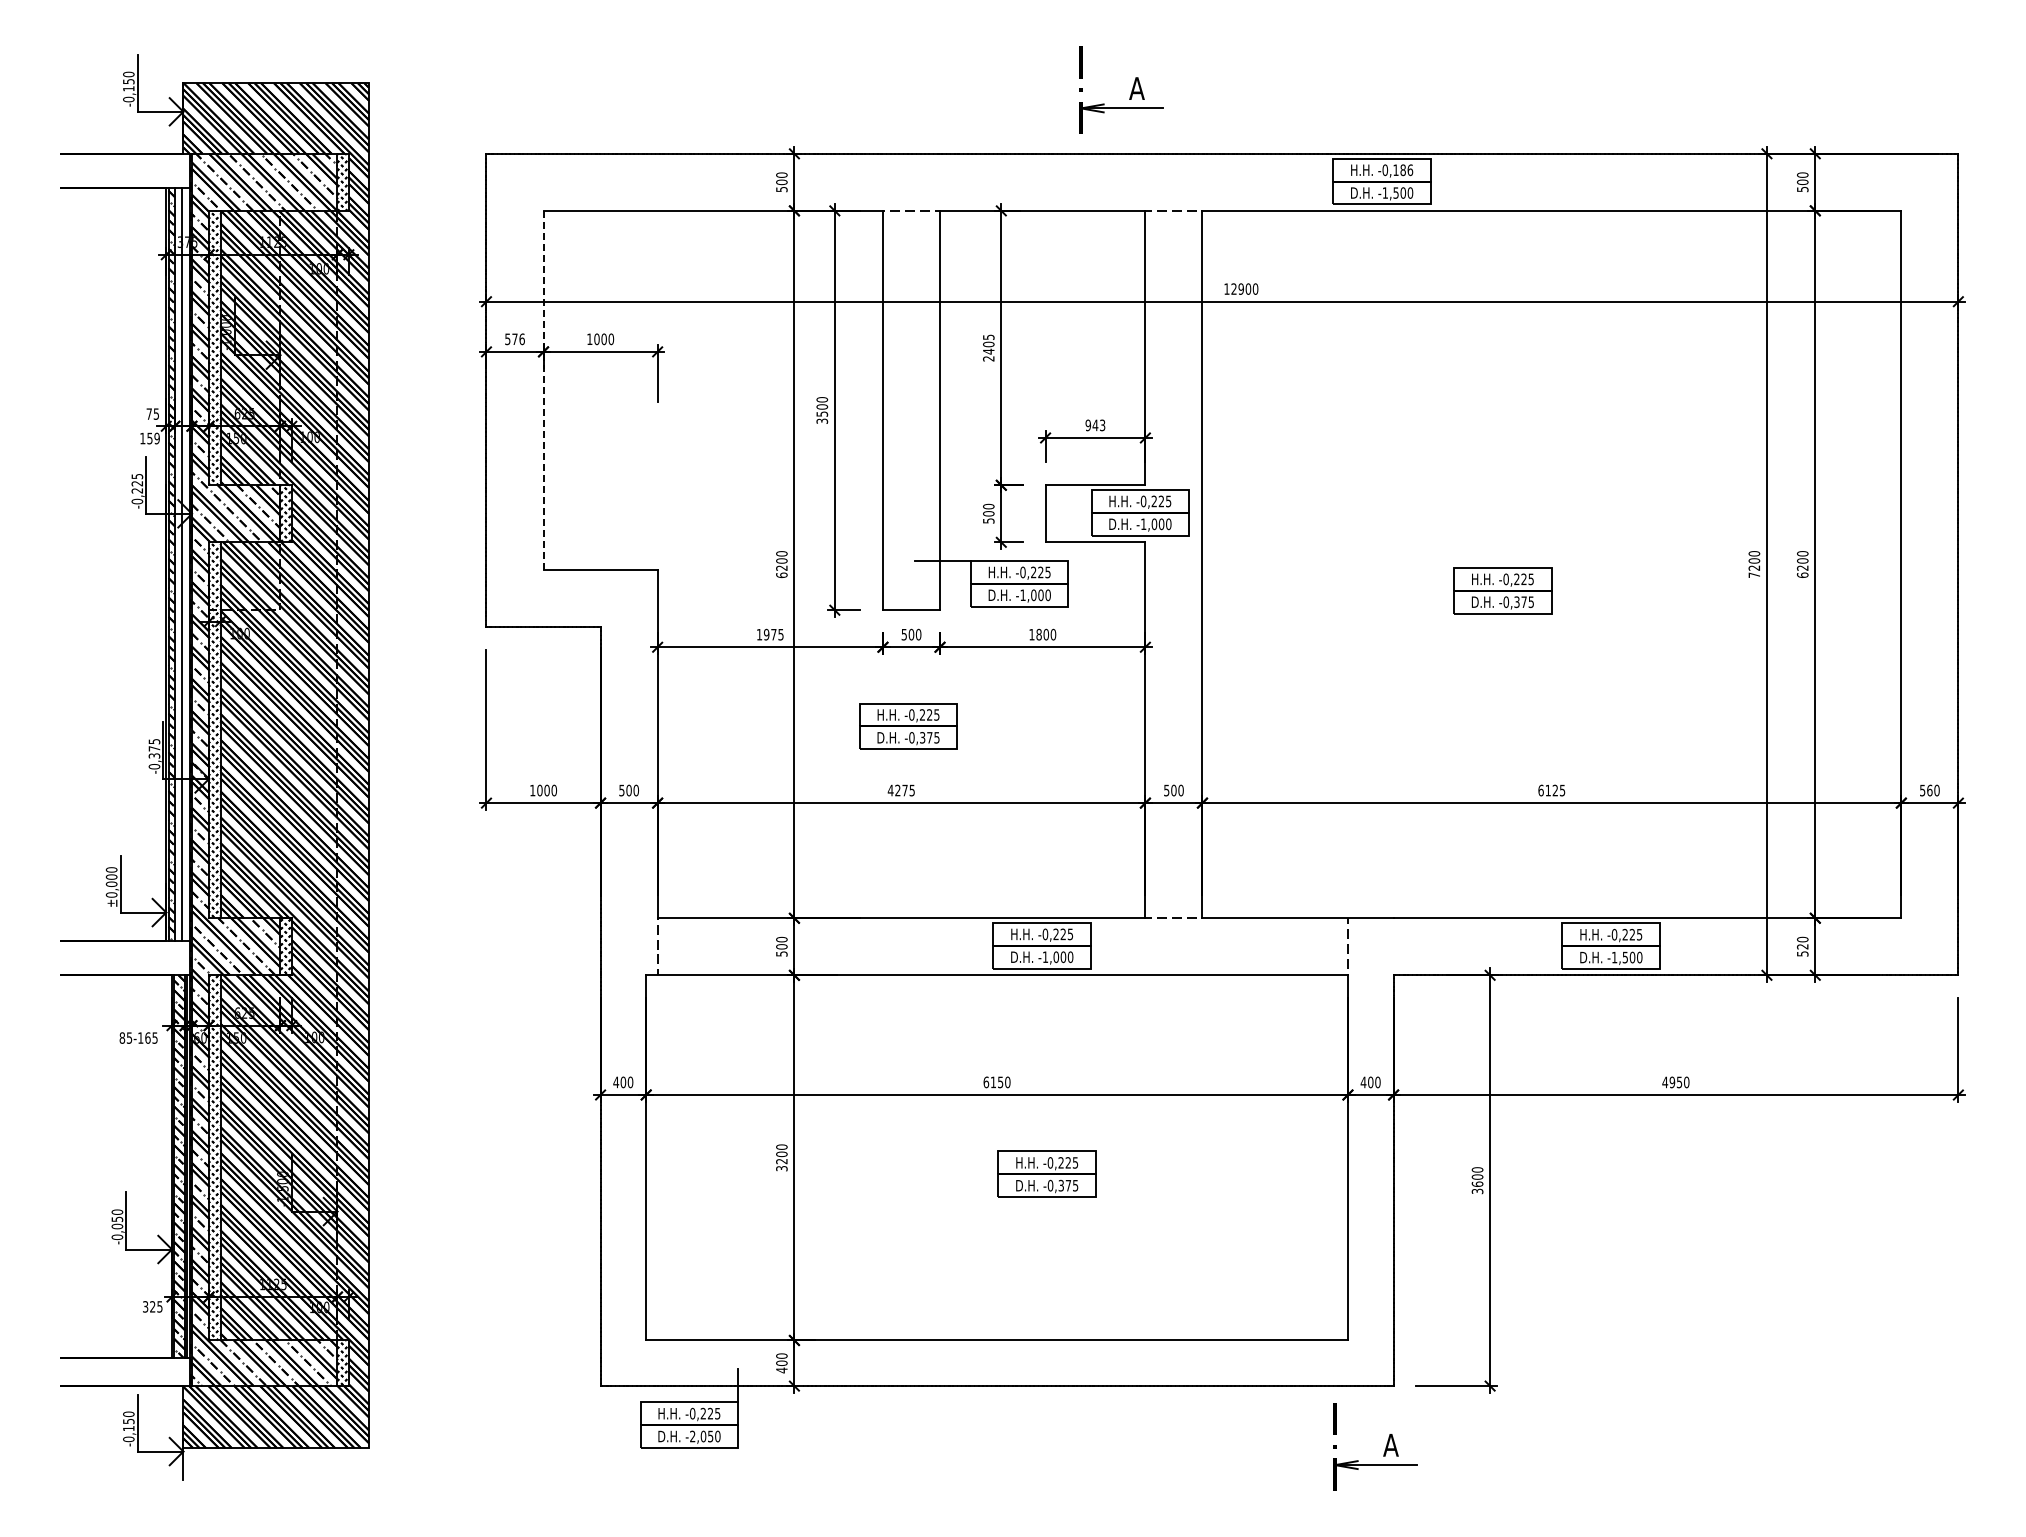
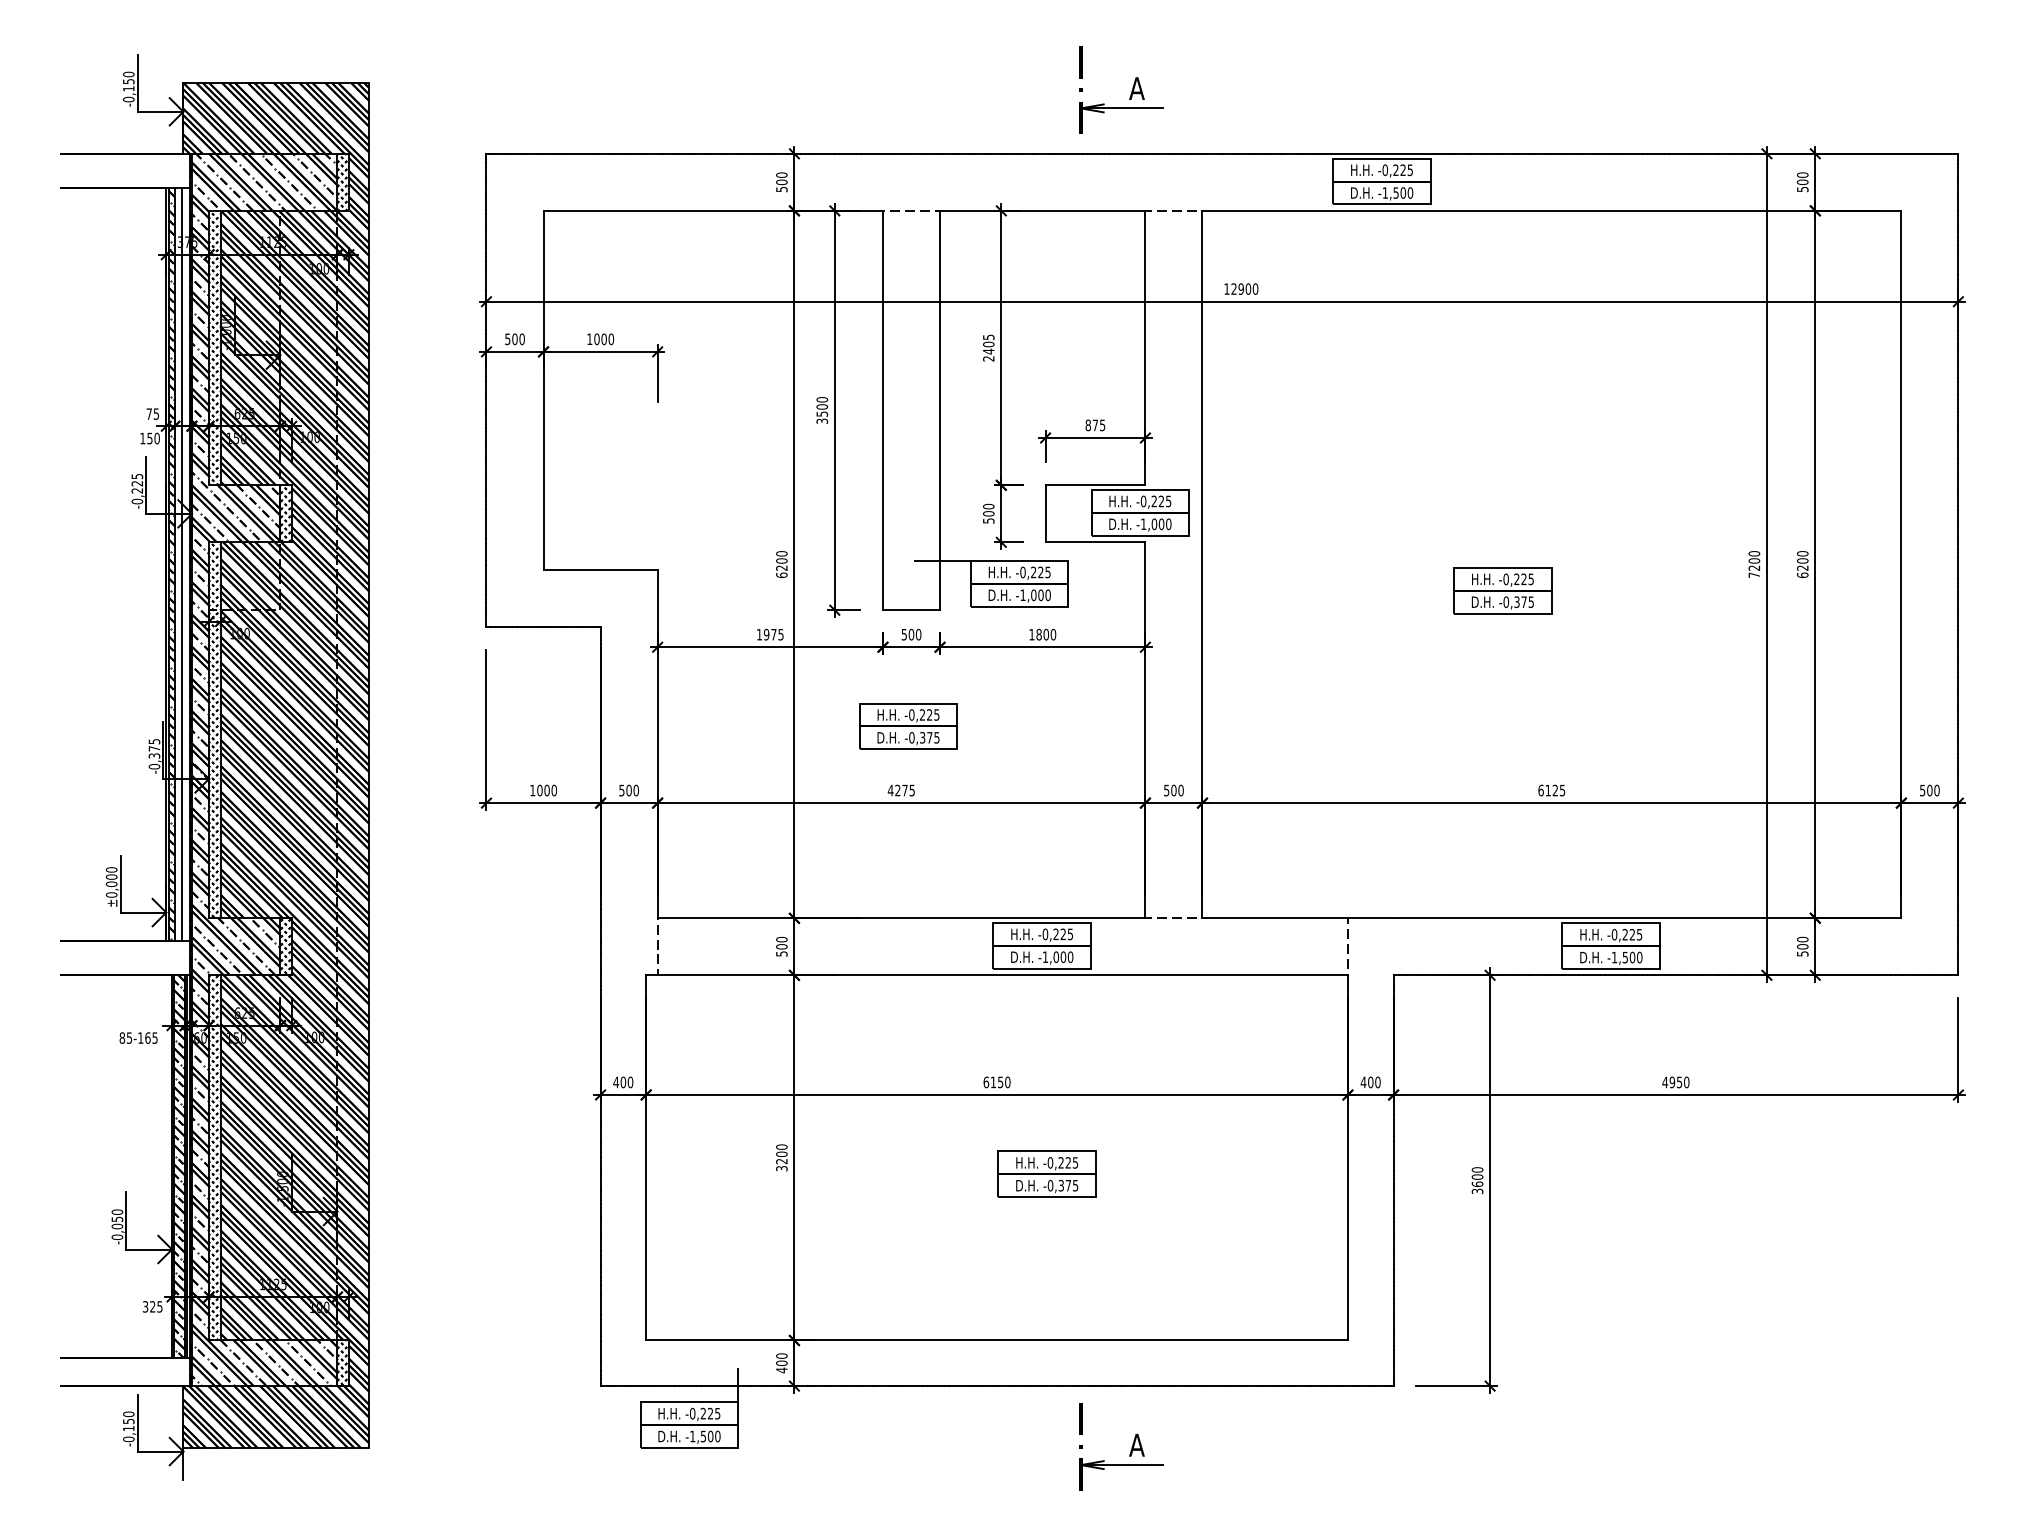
text: -0,186 -> -0,225 (1403, 170)
text: 576 -> 500 (518, 339)
line: dashed -> solid (543, 390)
text: 943 -> 875 (1095, 425)
text: 159 -> 150 (156, 438)
text: 560 -> 500 (1929, 789)
text: 520 -> 500 (1802, 946)
text: -2,050 -> -1,500 (701, 1436)
part position: (1375, 1464) -> (1121, 1464) (1121, 1464)
